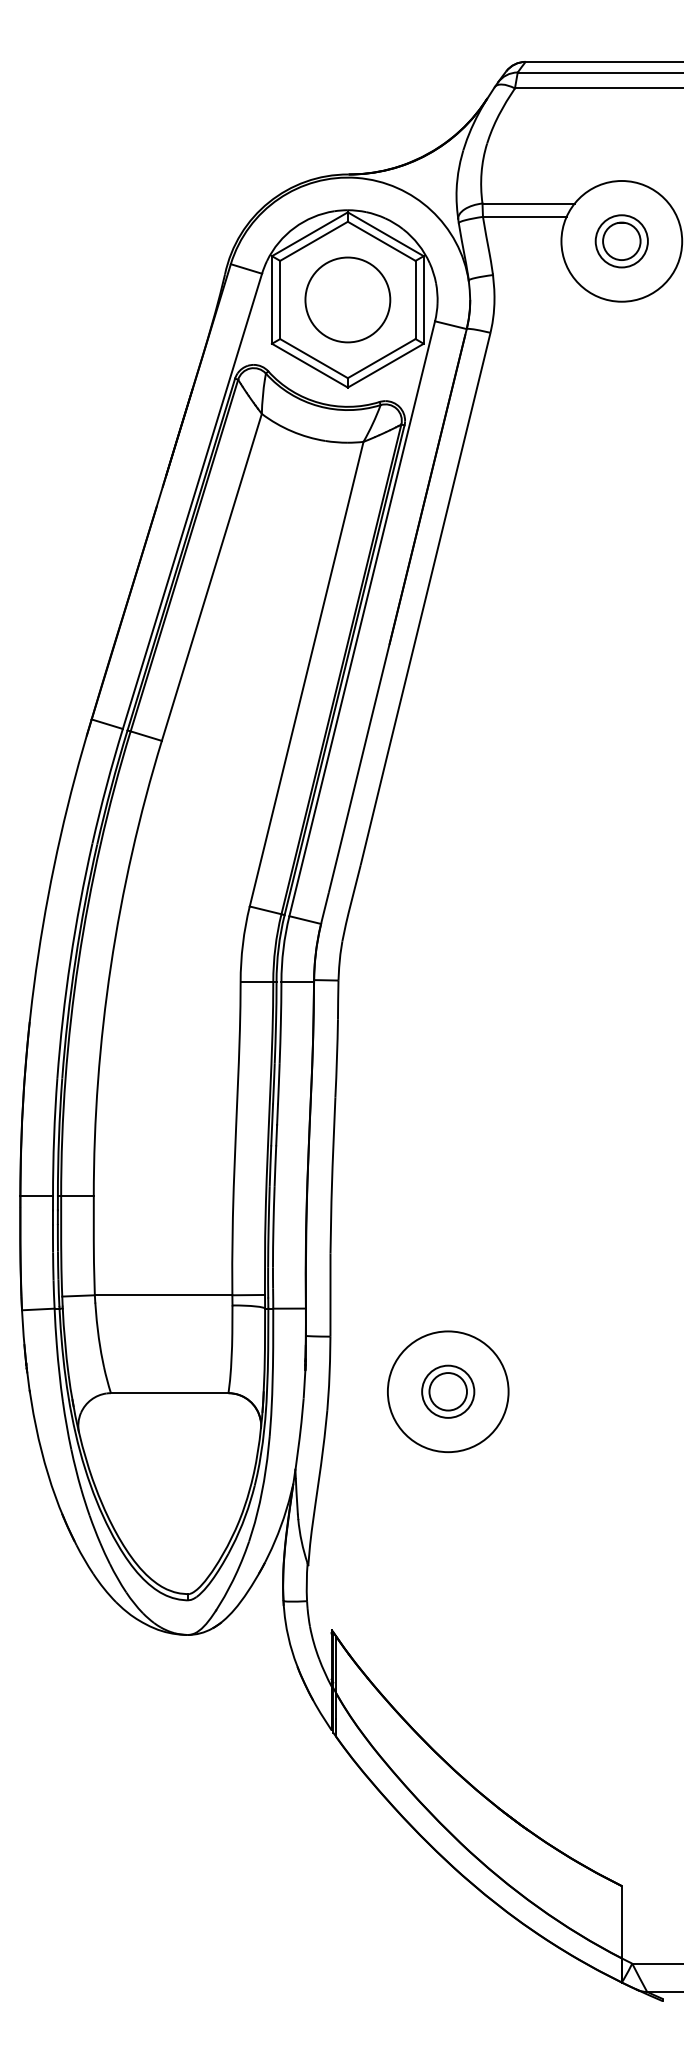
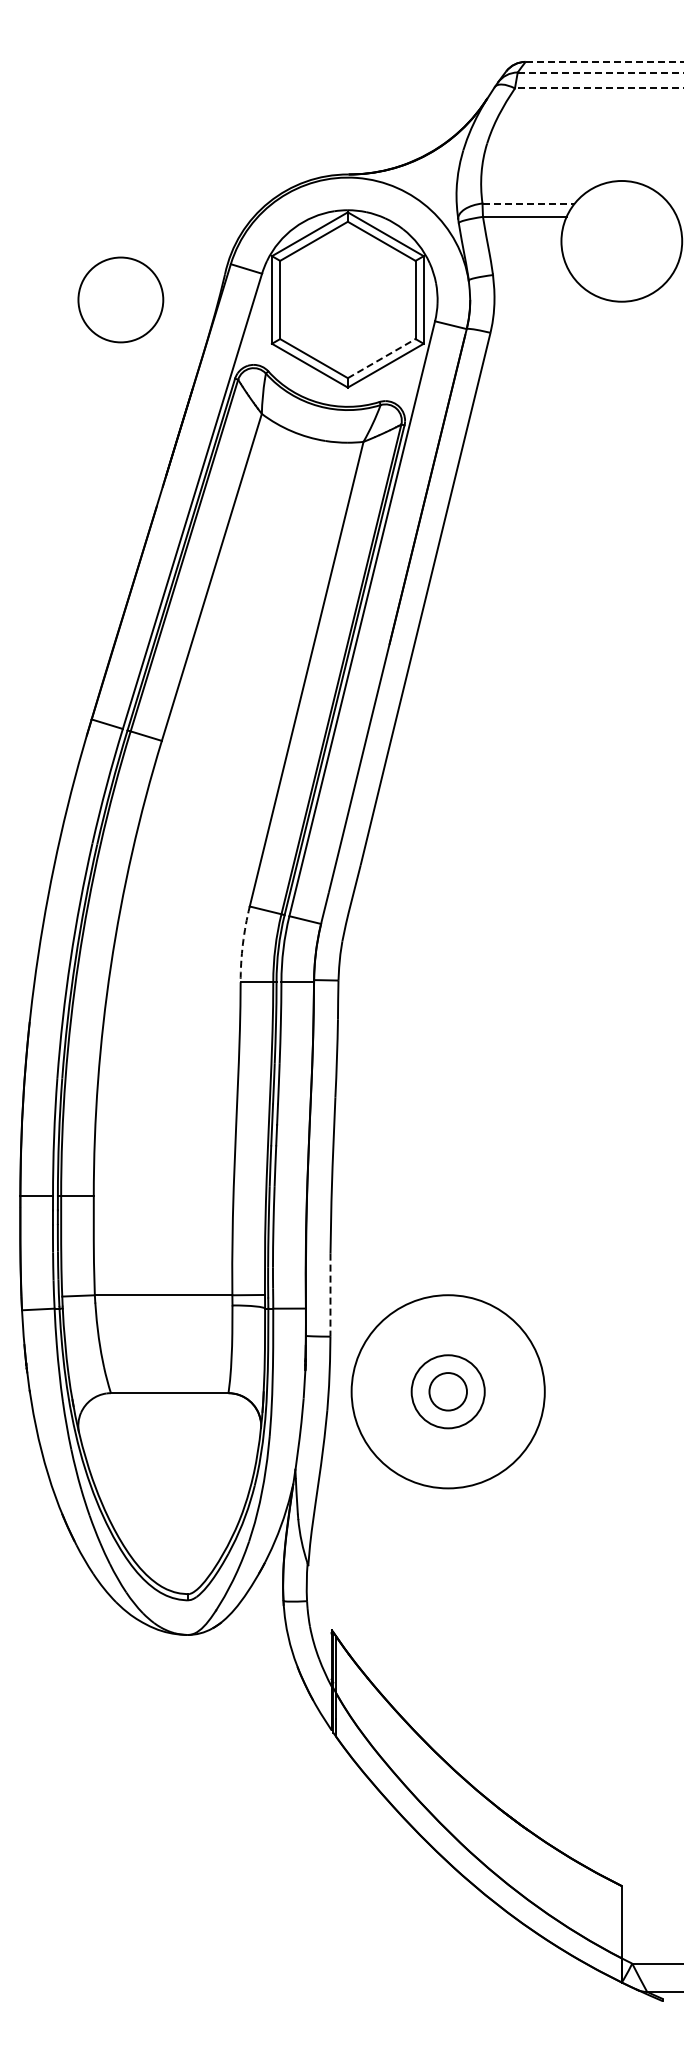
line: solid -> dashed (604, 61)
line: solid -> dashed (600, 72)
line: solid -> dashed (598, 88)
line: solid -> dashed (529, 203)
part: present -> none (621, 241)
circle position: (347, 299) -> (120, 299) (120, 299)
line: solid -> dashed (382, 358)
arc: solid -> dashed (242, 944)
line: solid -> dashed (330, 1295)
circle diameter: 121 px -> 193 px (447, 1391)
circle diameter: 52 px -> 73 px (447, 1391)
